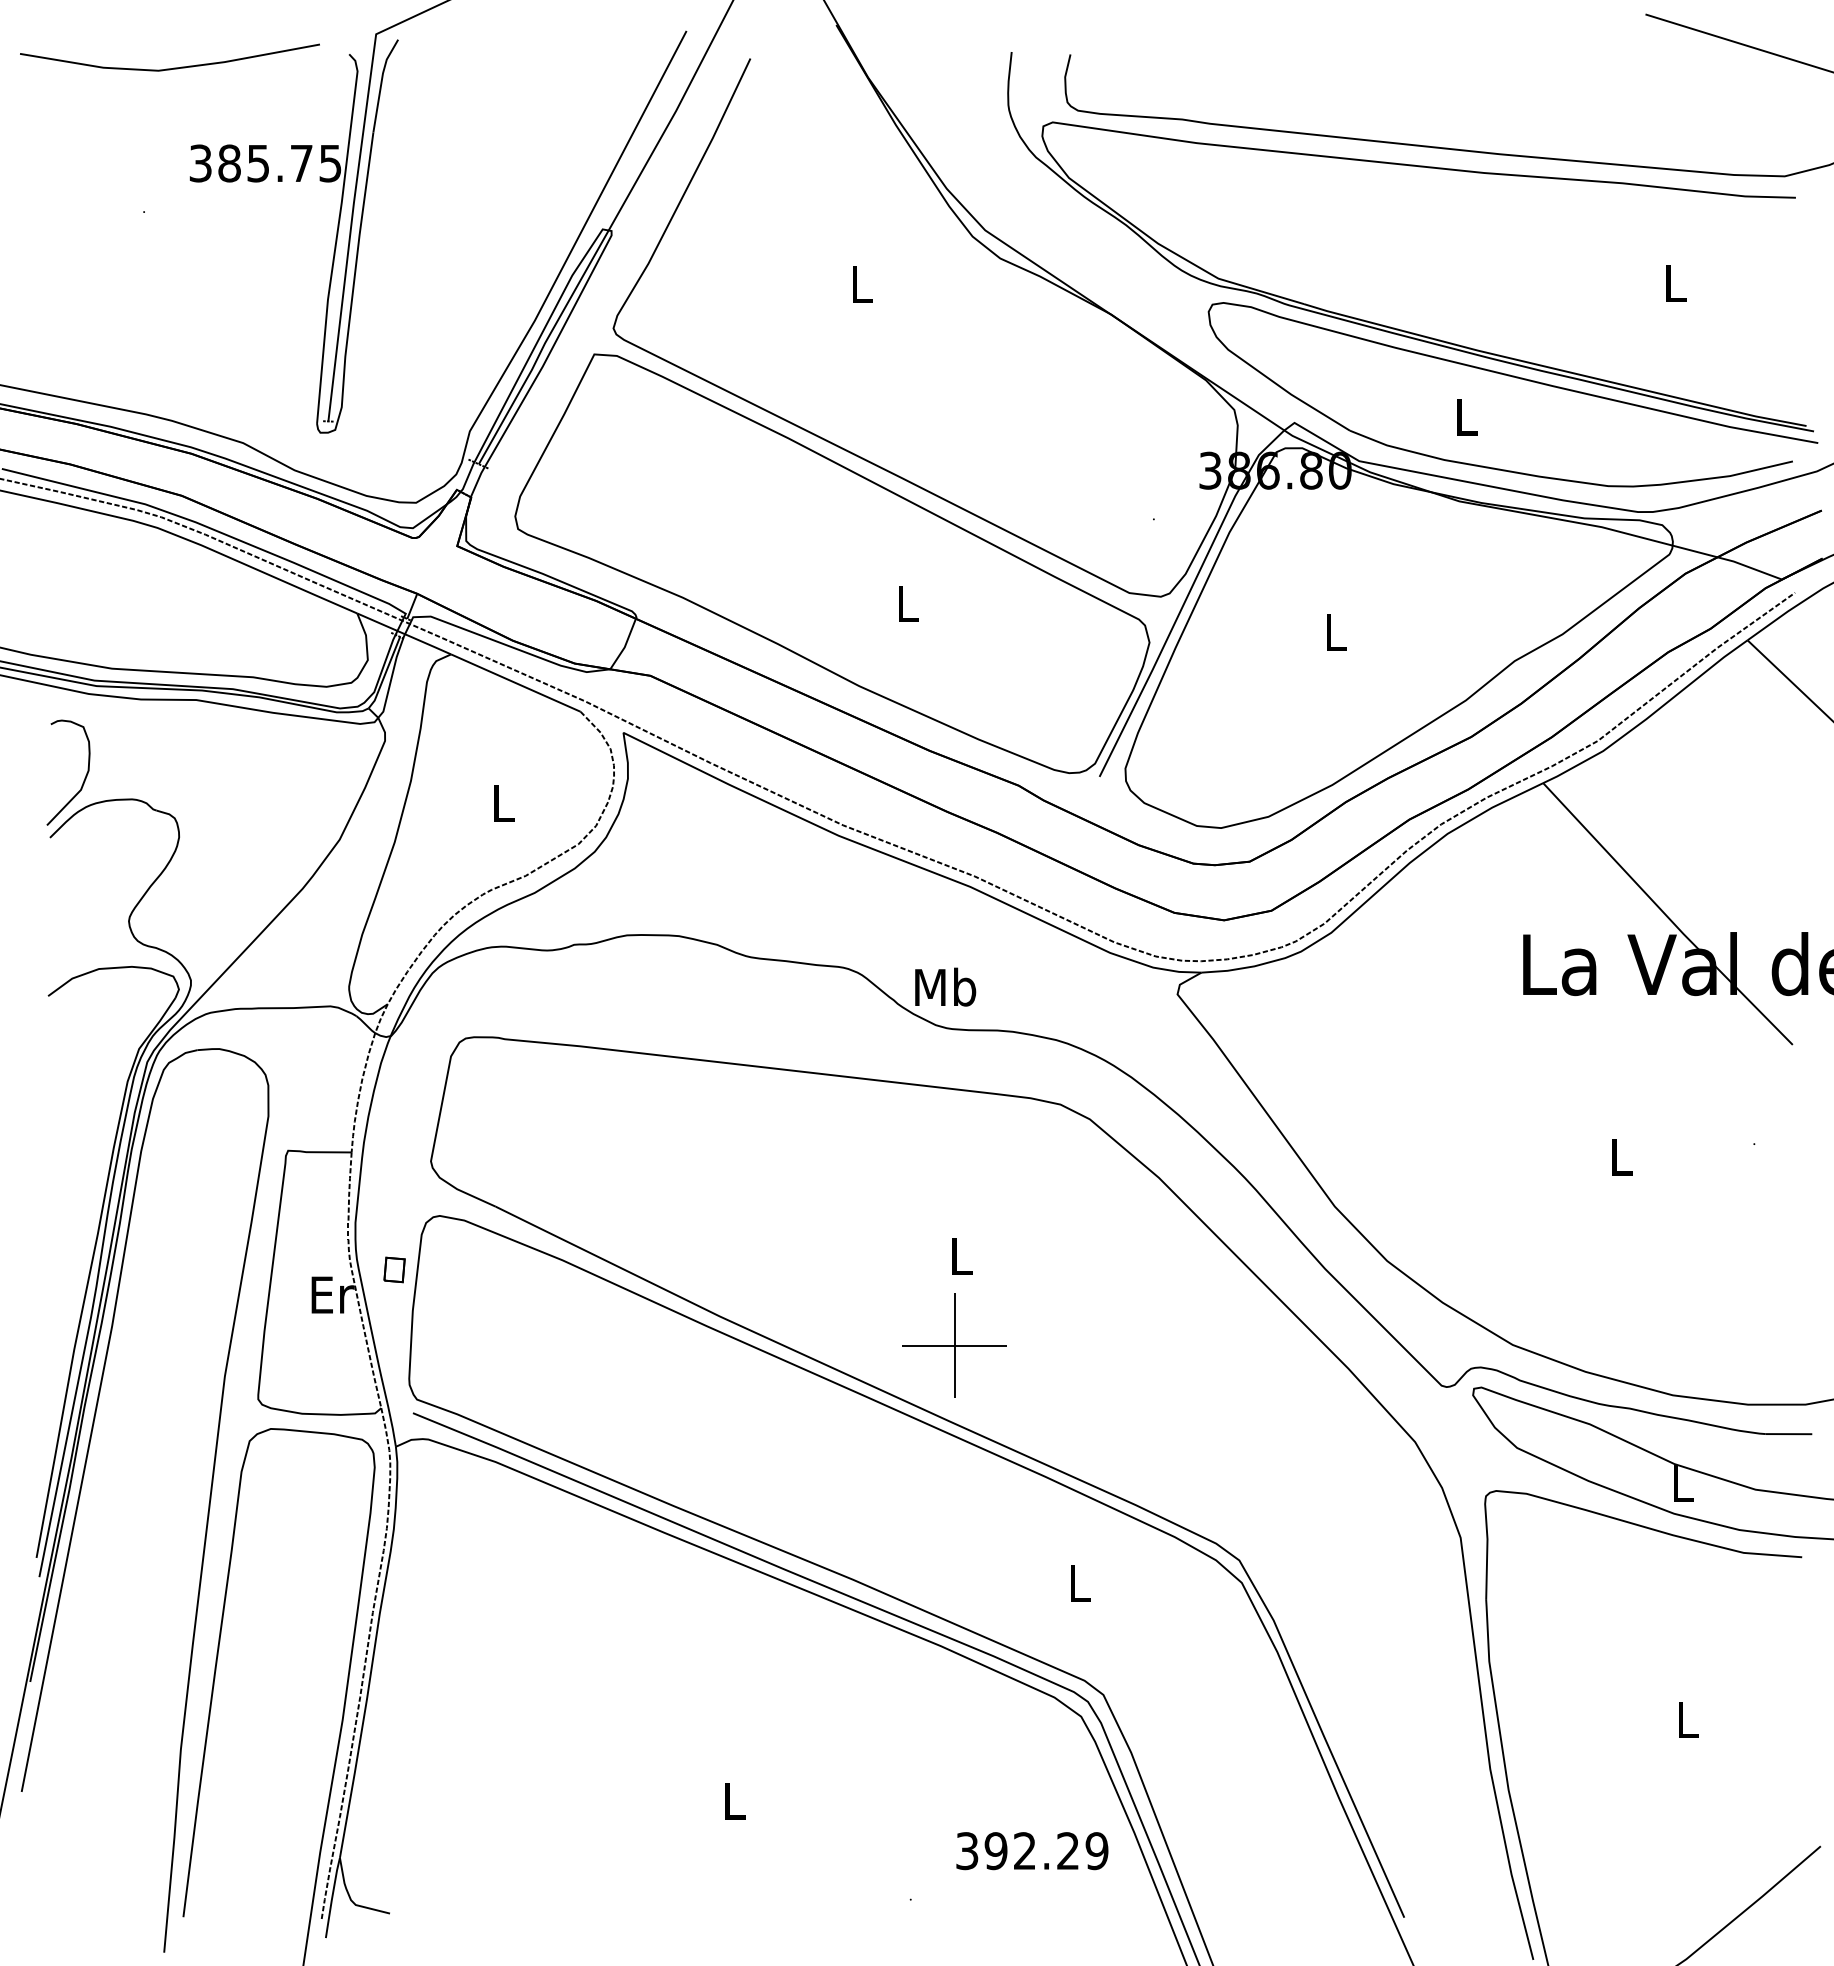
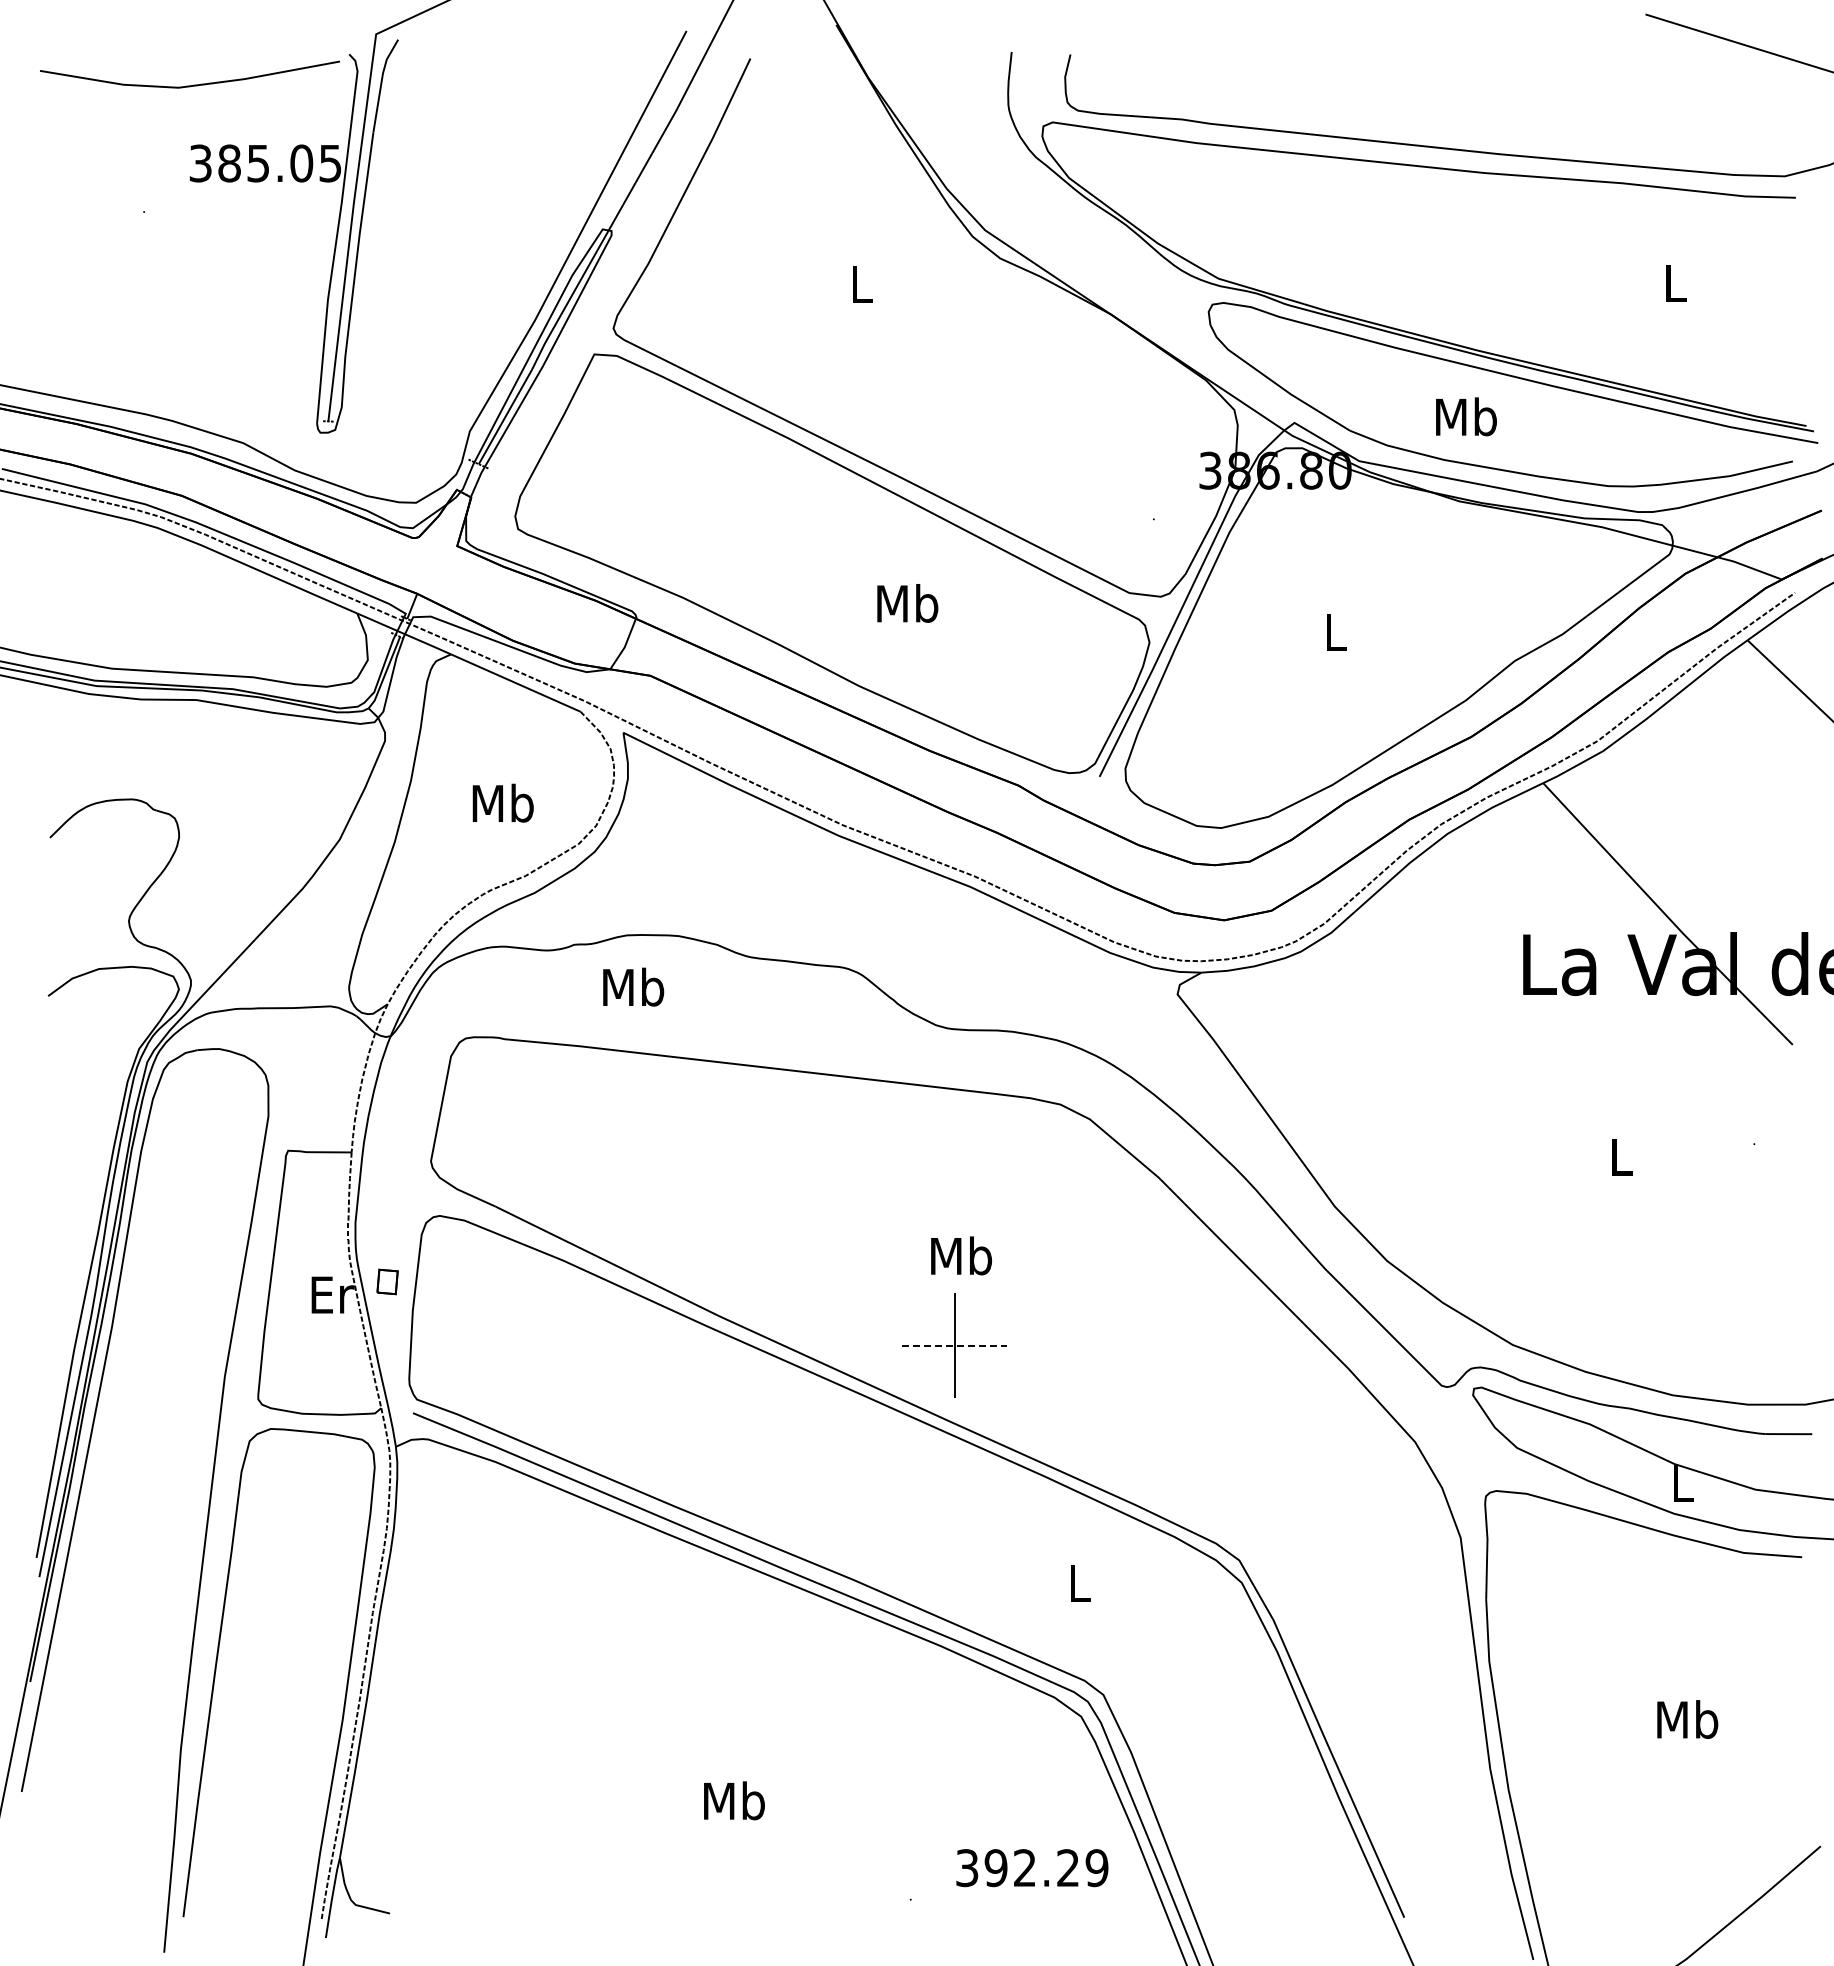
line position: (173, 67) -> (193, 84) (193, 84)
text: 385.75 -> 385.05 (301, 163)
text: L -> Mb (1466, 416)
text: L -> Mb (907, 603)
curve: present -> none (83, 780)
text: L -> Mb (502, 802)
text position: (945, 986) -> (633, 986) (633, 986)
text: L -> Mb (961, 1255)
part position: (394, 1269) -> (387, 1281) (387, 1281)
line: solid -> dashed (954, 1345)
text: L -> Mb (1687, 1719)
text: L -> Mb (734, 1800)
text position: (1032, 1851) -> (1032, 1868) (1032, 1868)
